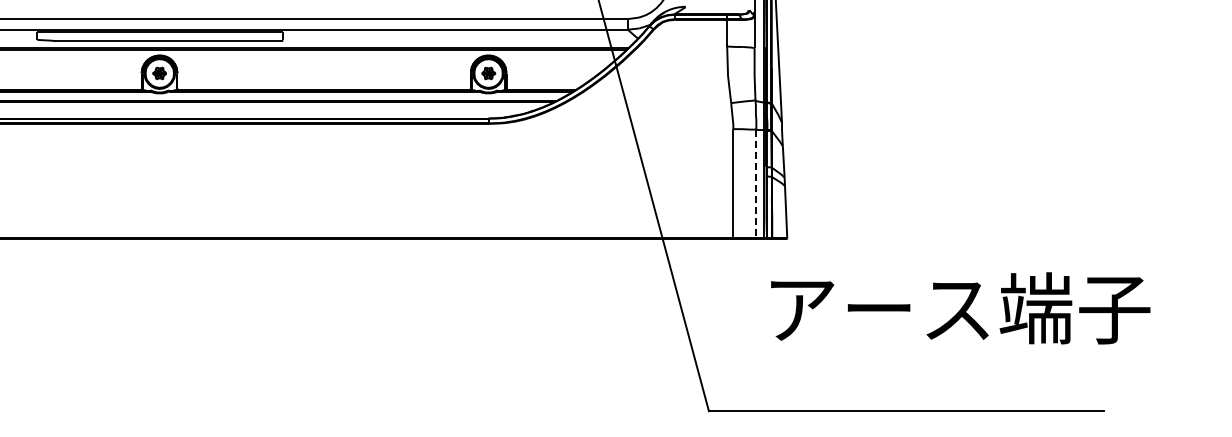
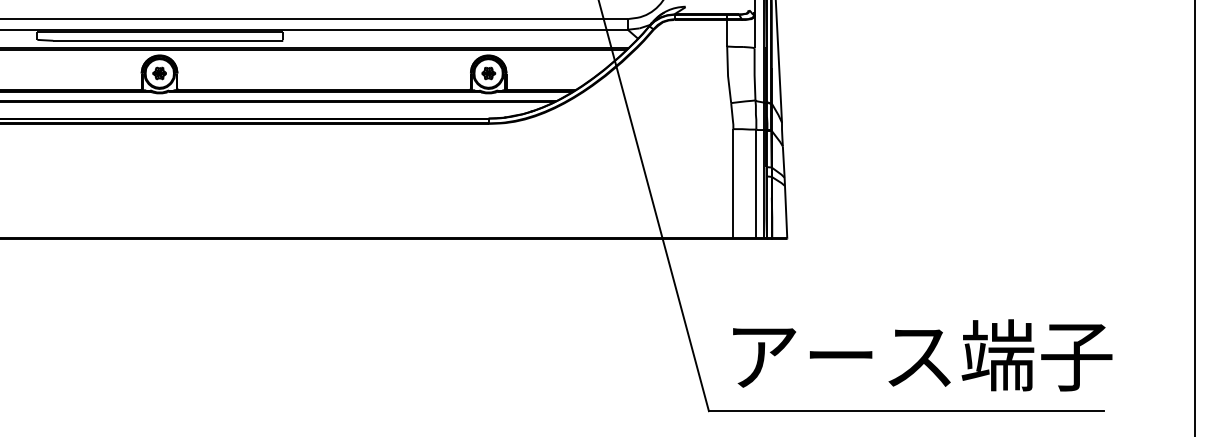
line: dashed -> solid (756, 184)
line: none -> present (1195, 217)
text position: (960, 308) -> (922, 355) (922, 355)
